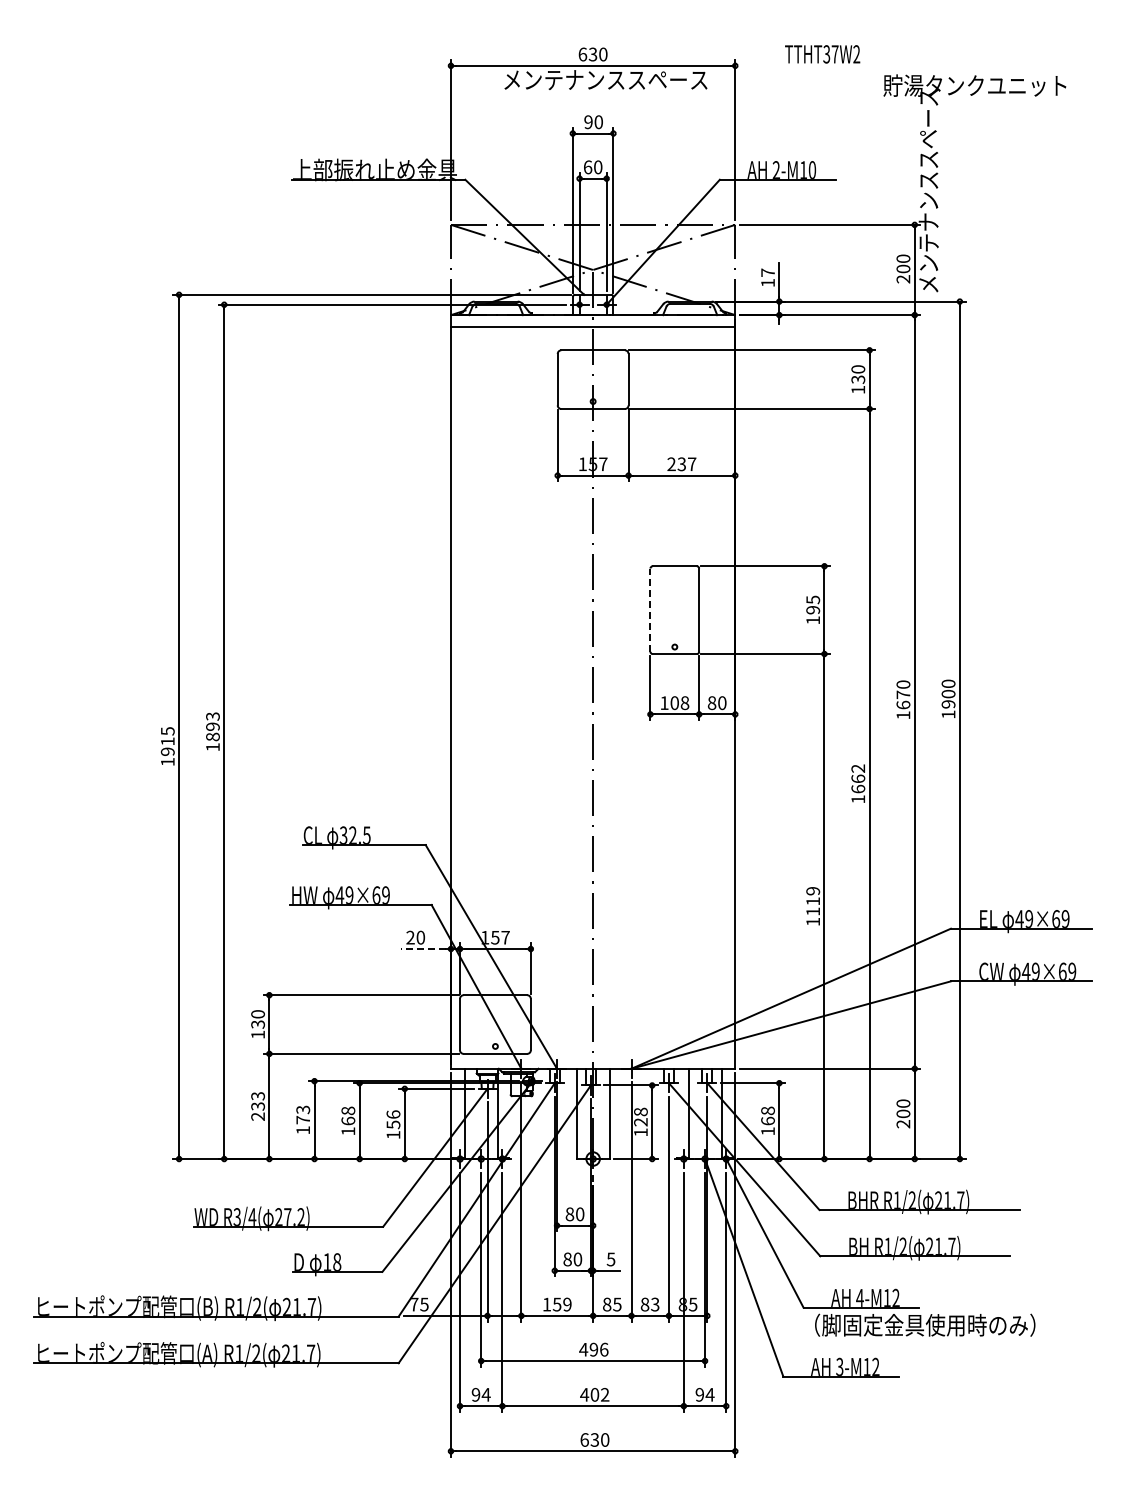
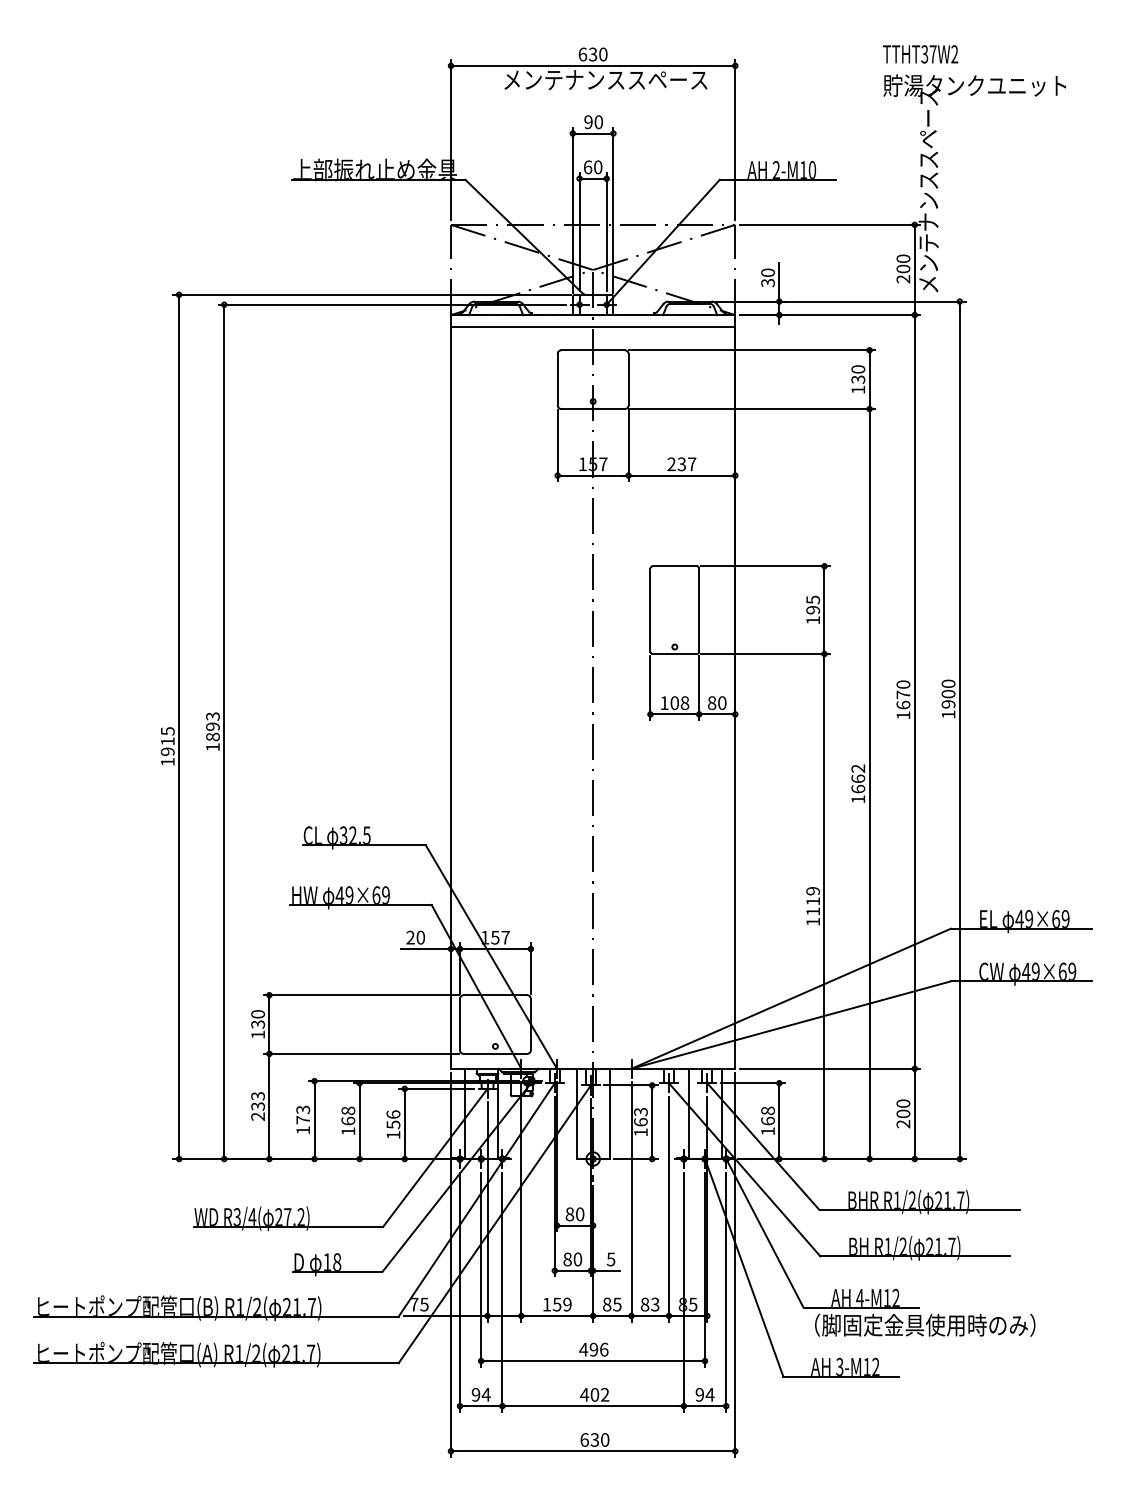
text position: (822, 54) -> (920, 54) (920, 54)
text: 17 -> 30 (767, 277)
line: dashed -> solid (650, 610)
line: dashed -> solid (423, 949)
text: 128 -> 163 (640, 1116)
